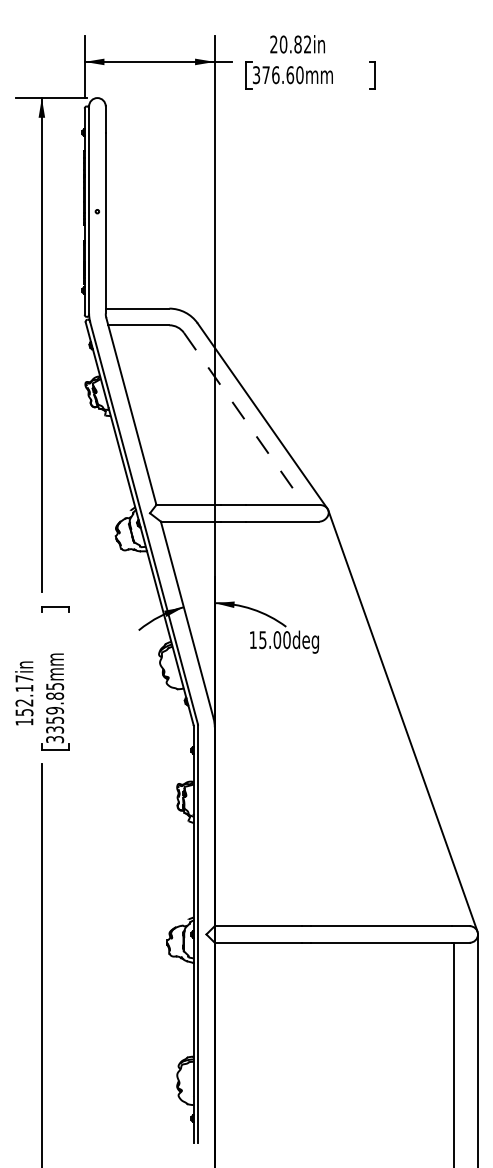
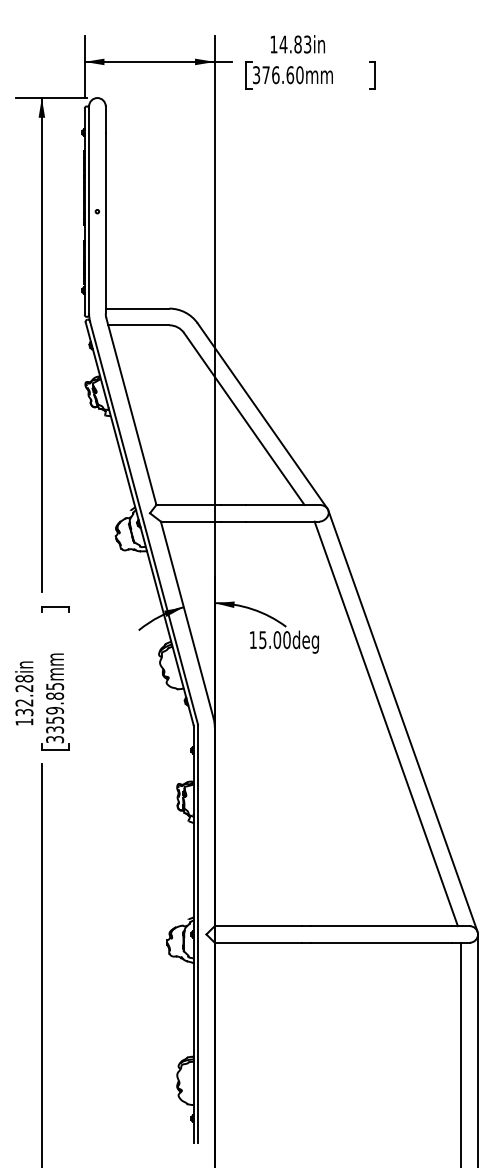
text: 20.82in -> 14.83in (290, 44)
line: dashed -> solid (244, 418)
text: 152.17in -> 132.28in (24, 695)
line: none -> present (385, 723)
line position: (454, 1053) -> (461, 1053) (461, 1053)
